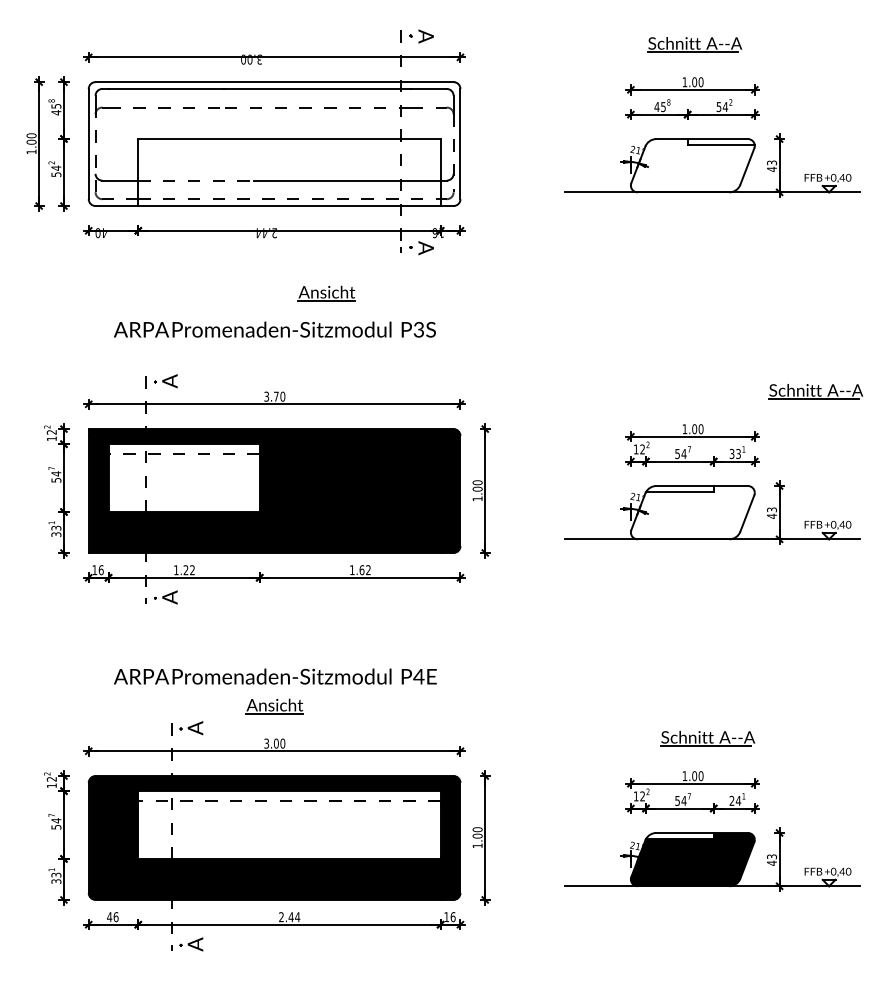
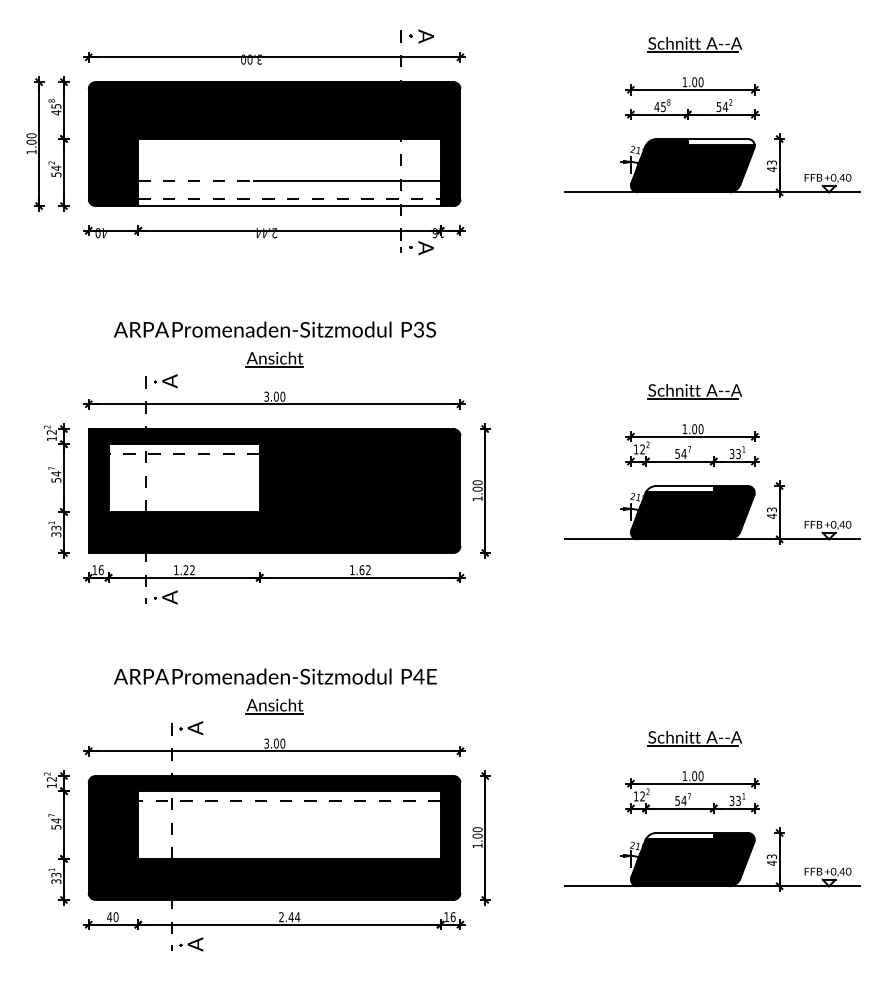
fill: none -> present (274, 144)
fill: none -> present (692, 165)
part position: (326, 293) -> (274, 359) (274, 359)
part position: (815, 391) -> (694, 391) (694, 391)
text: 3.70 -> 3.00 (275, 396)
fill: none -> present (692, 512)
part position: (707, 738) -> (694, 738) (694, 738)
text: 24 -> 33 (735, 800)
text: 46 -> 40 (115, 916)
